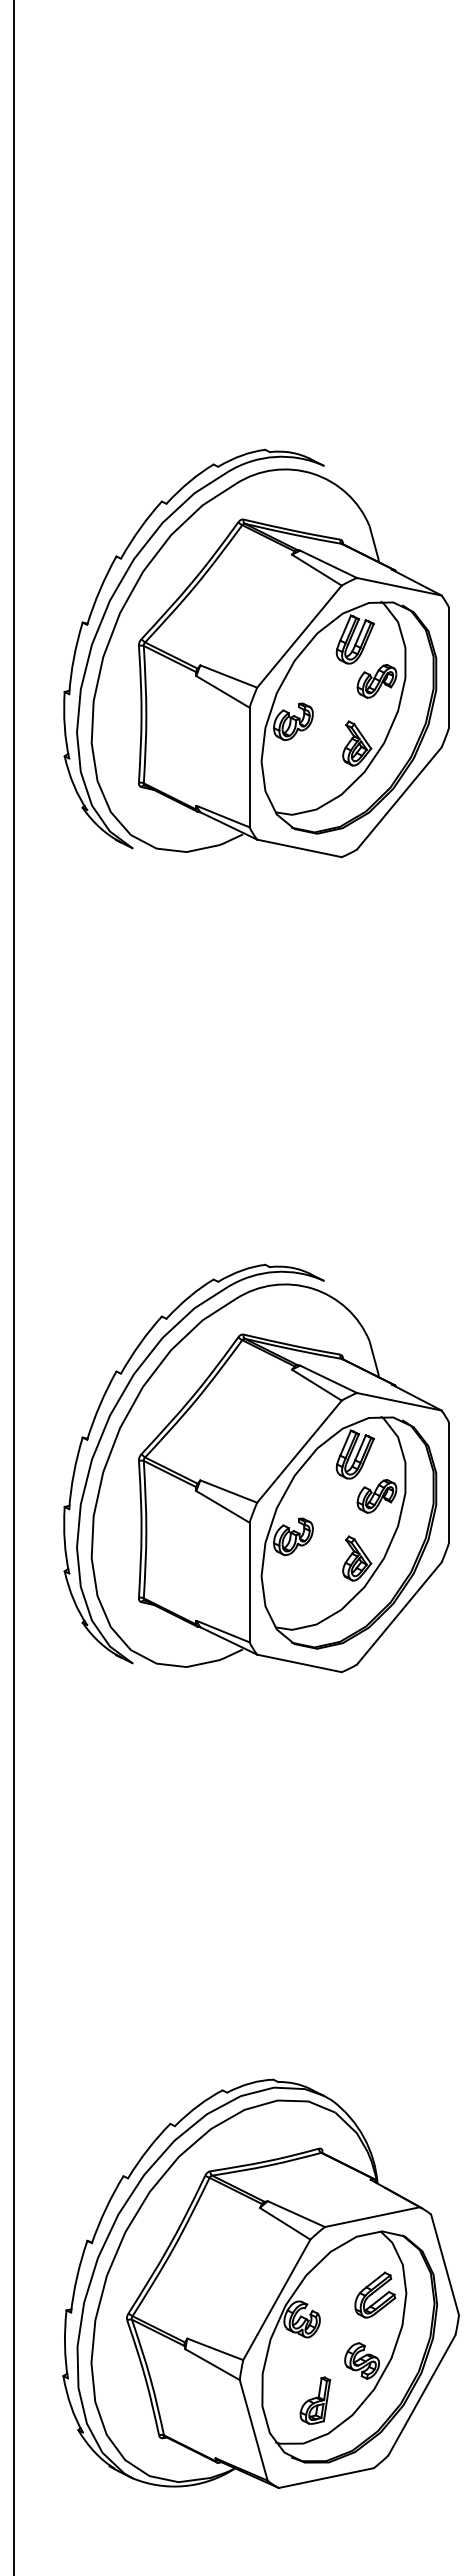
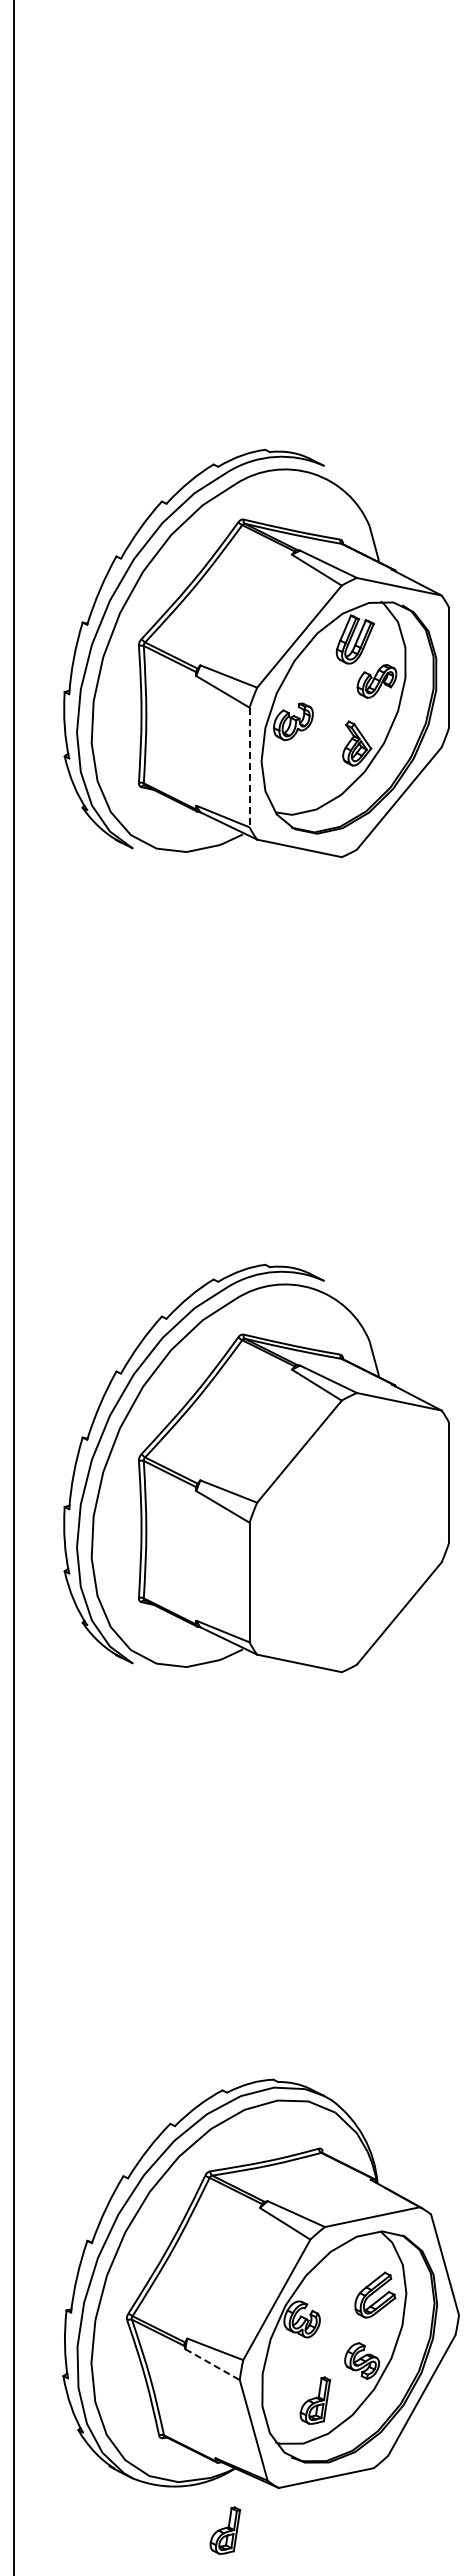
line: solid -> dashed (249, 767)
part: present -> none (348, 1532)
line: solid -> dashed (213, 2364)
part: none -> present (225, 2530)
